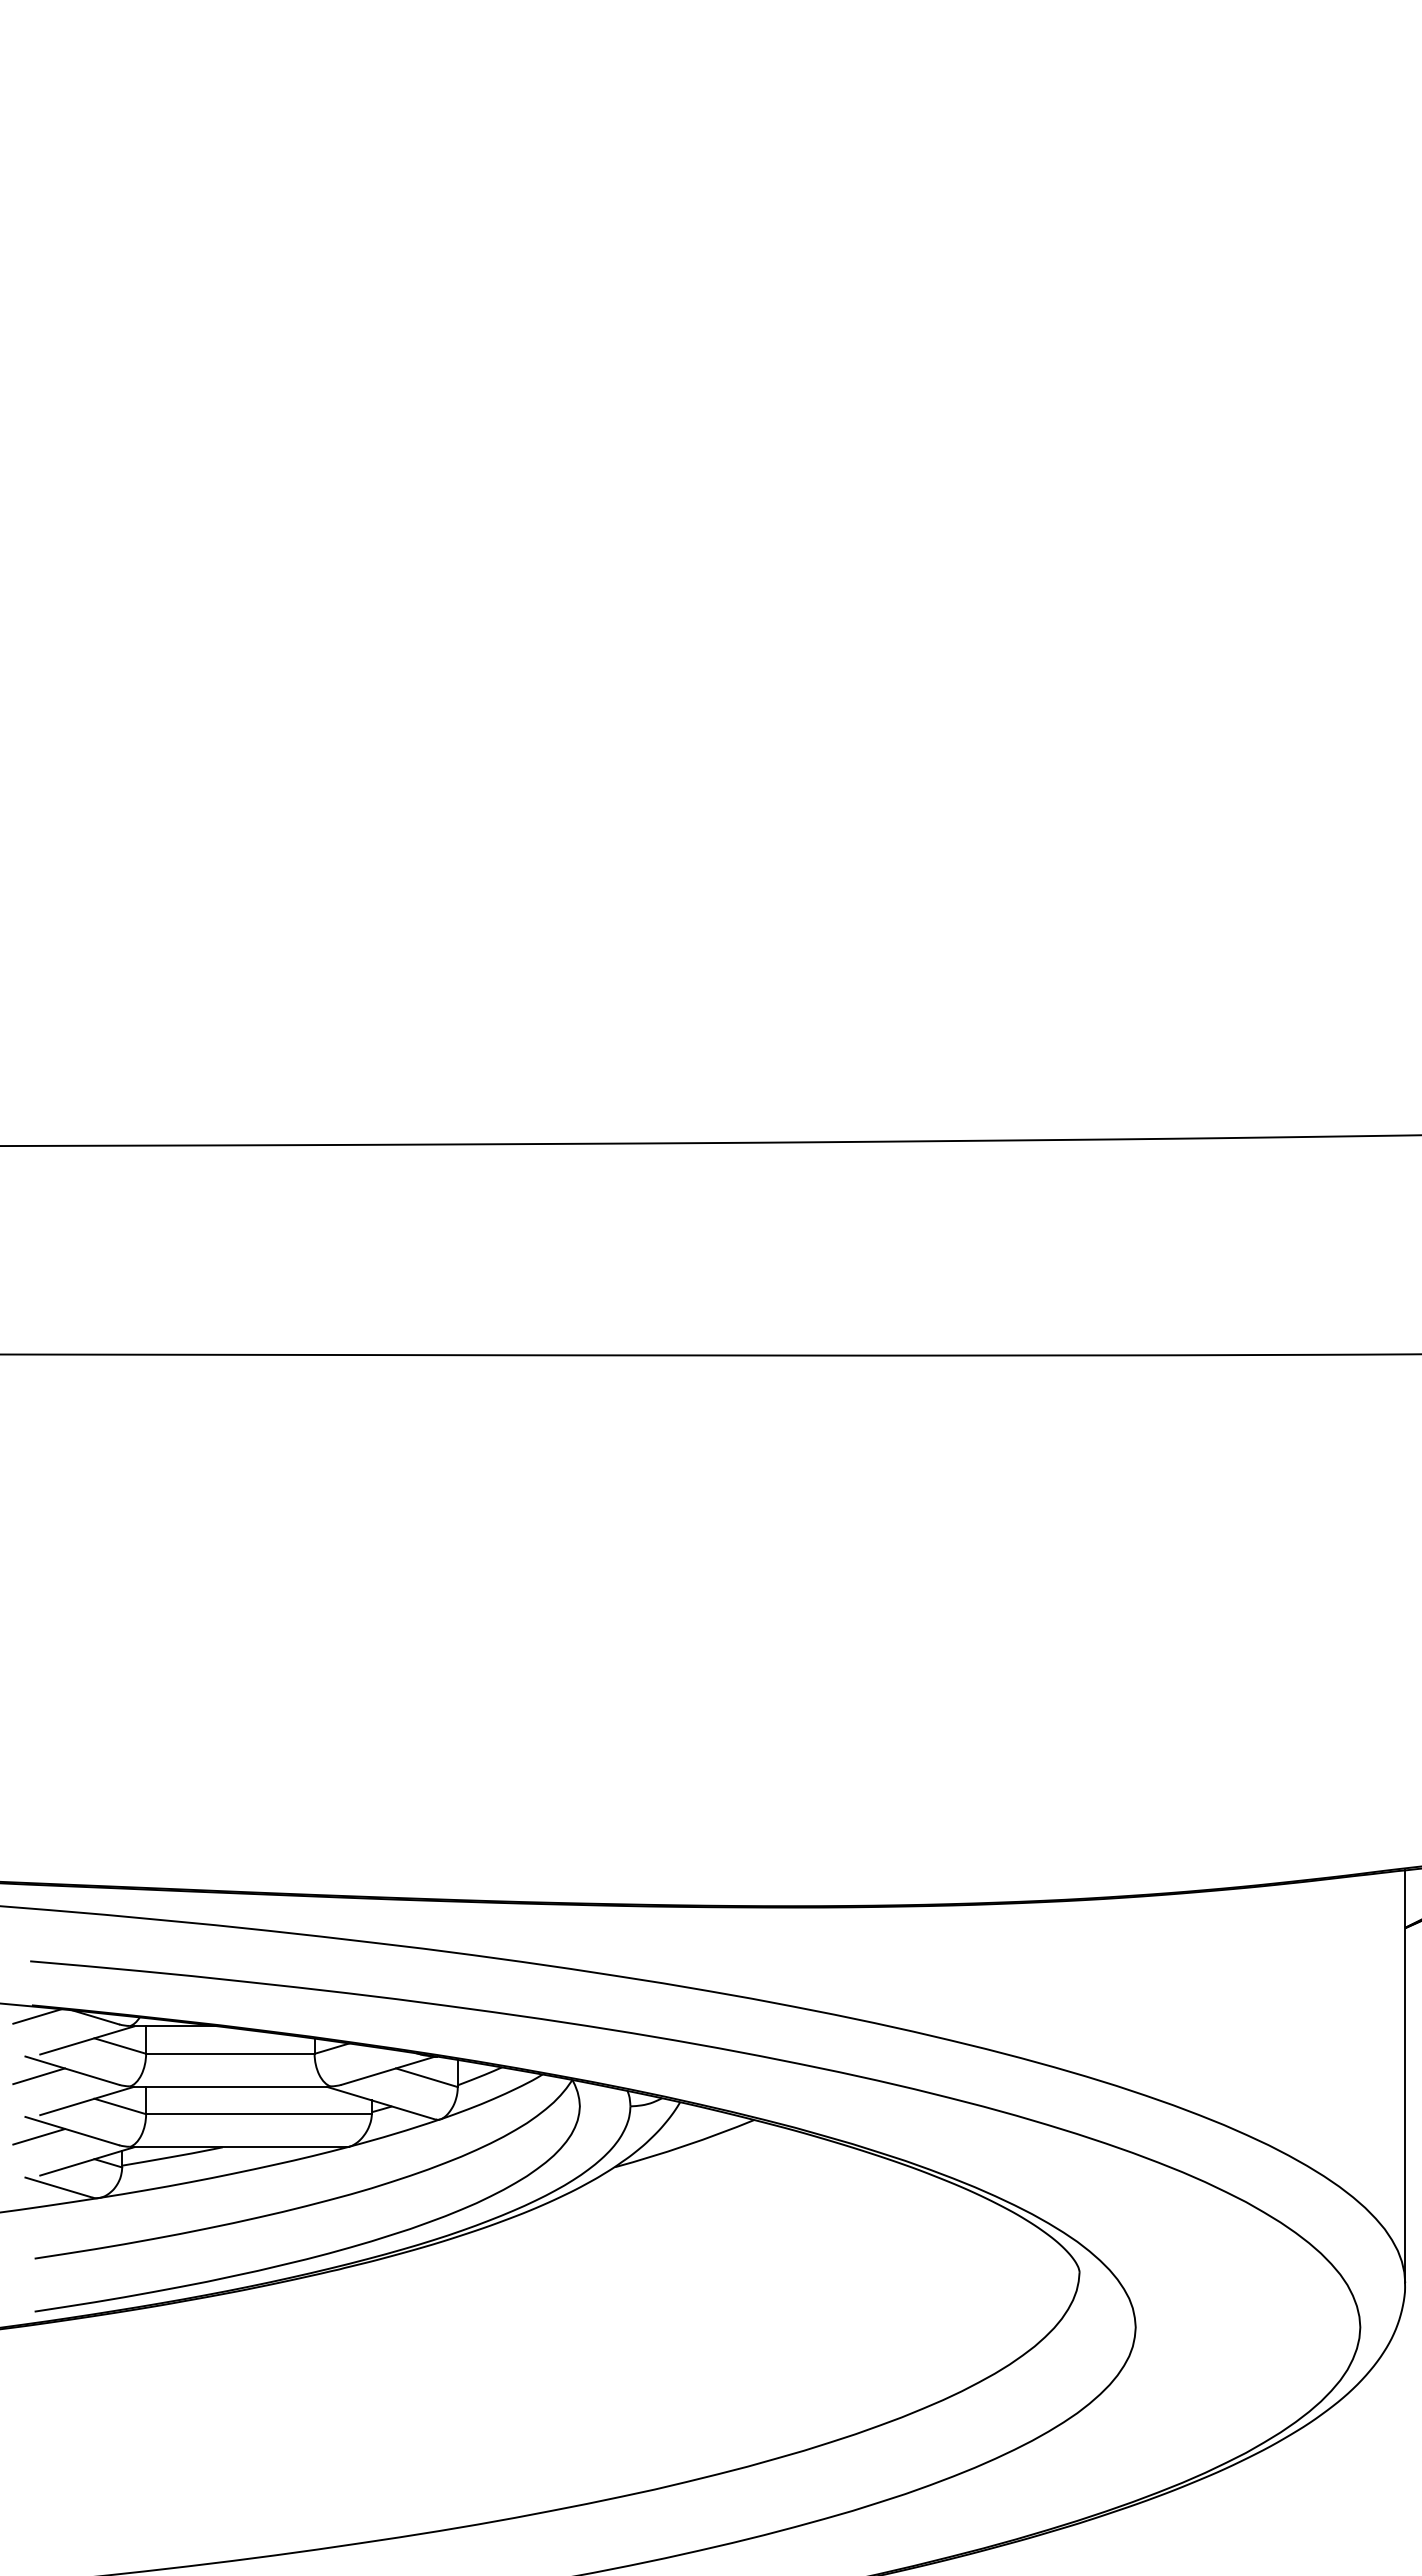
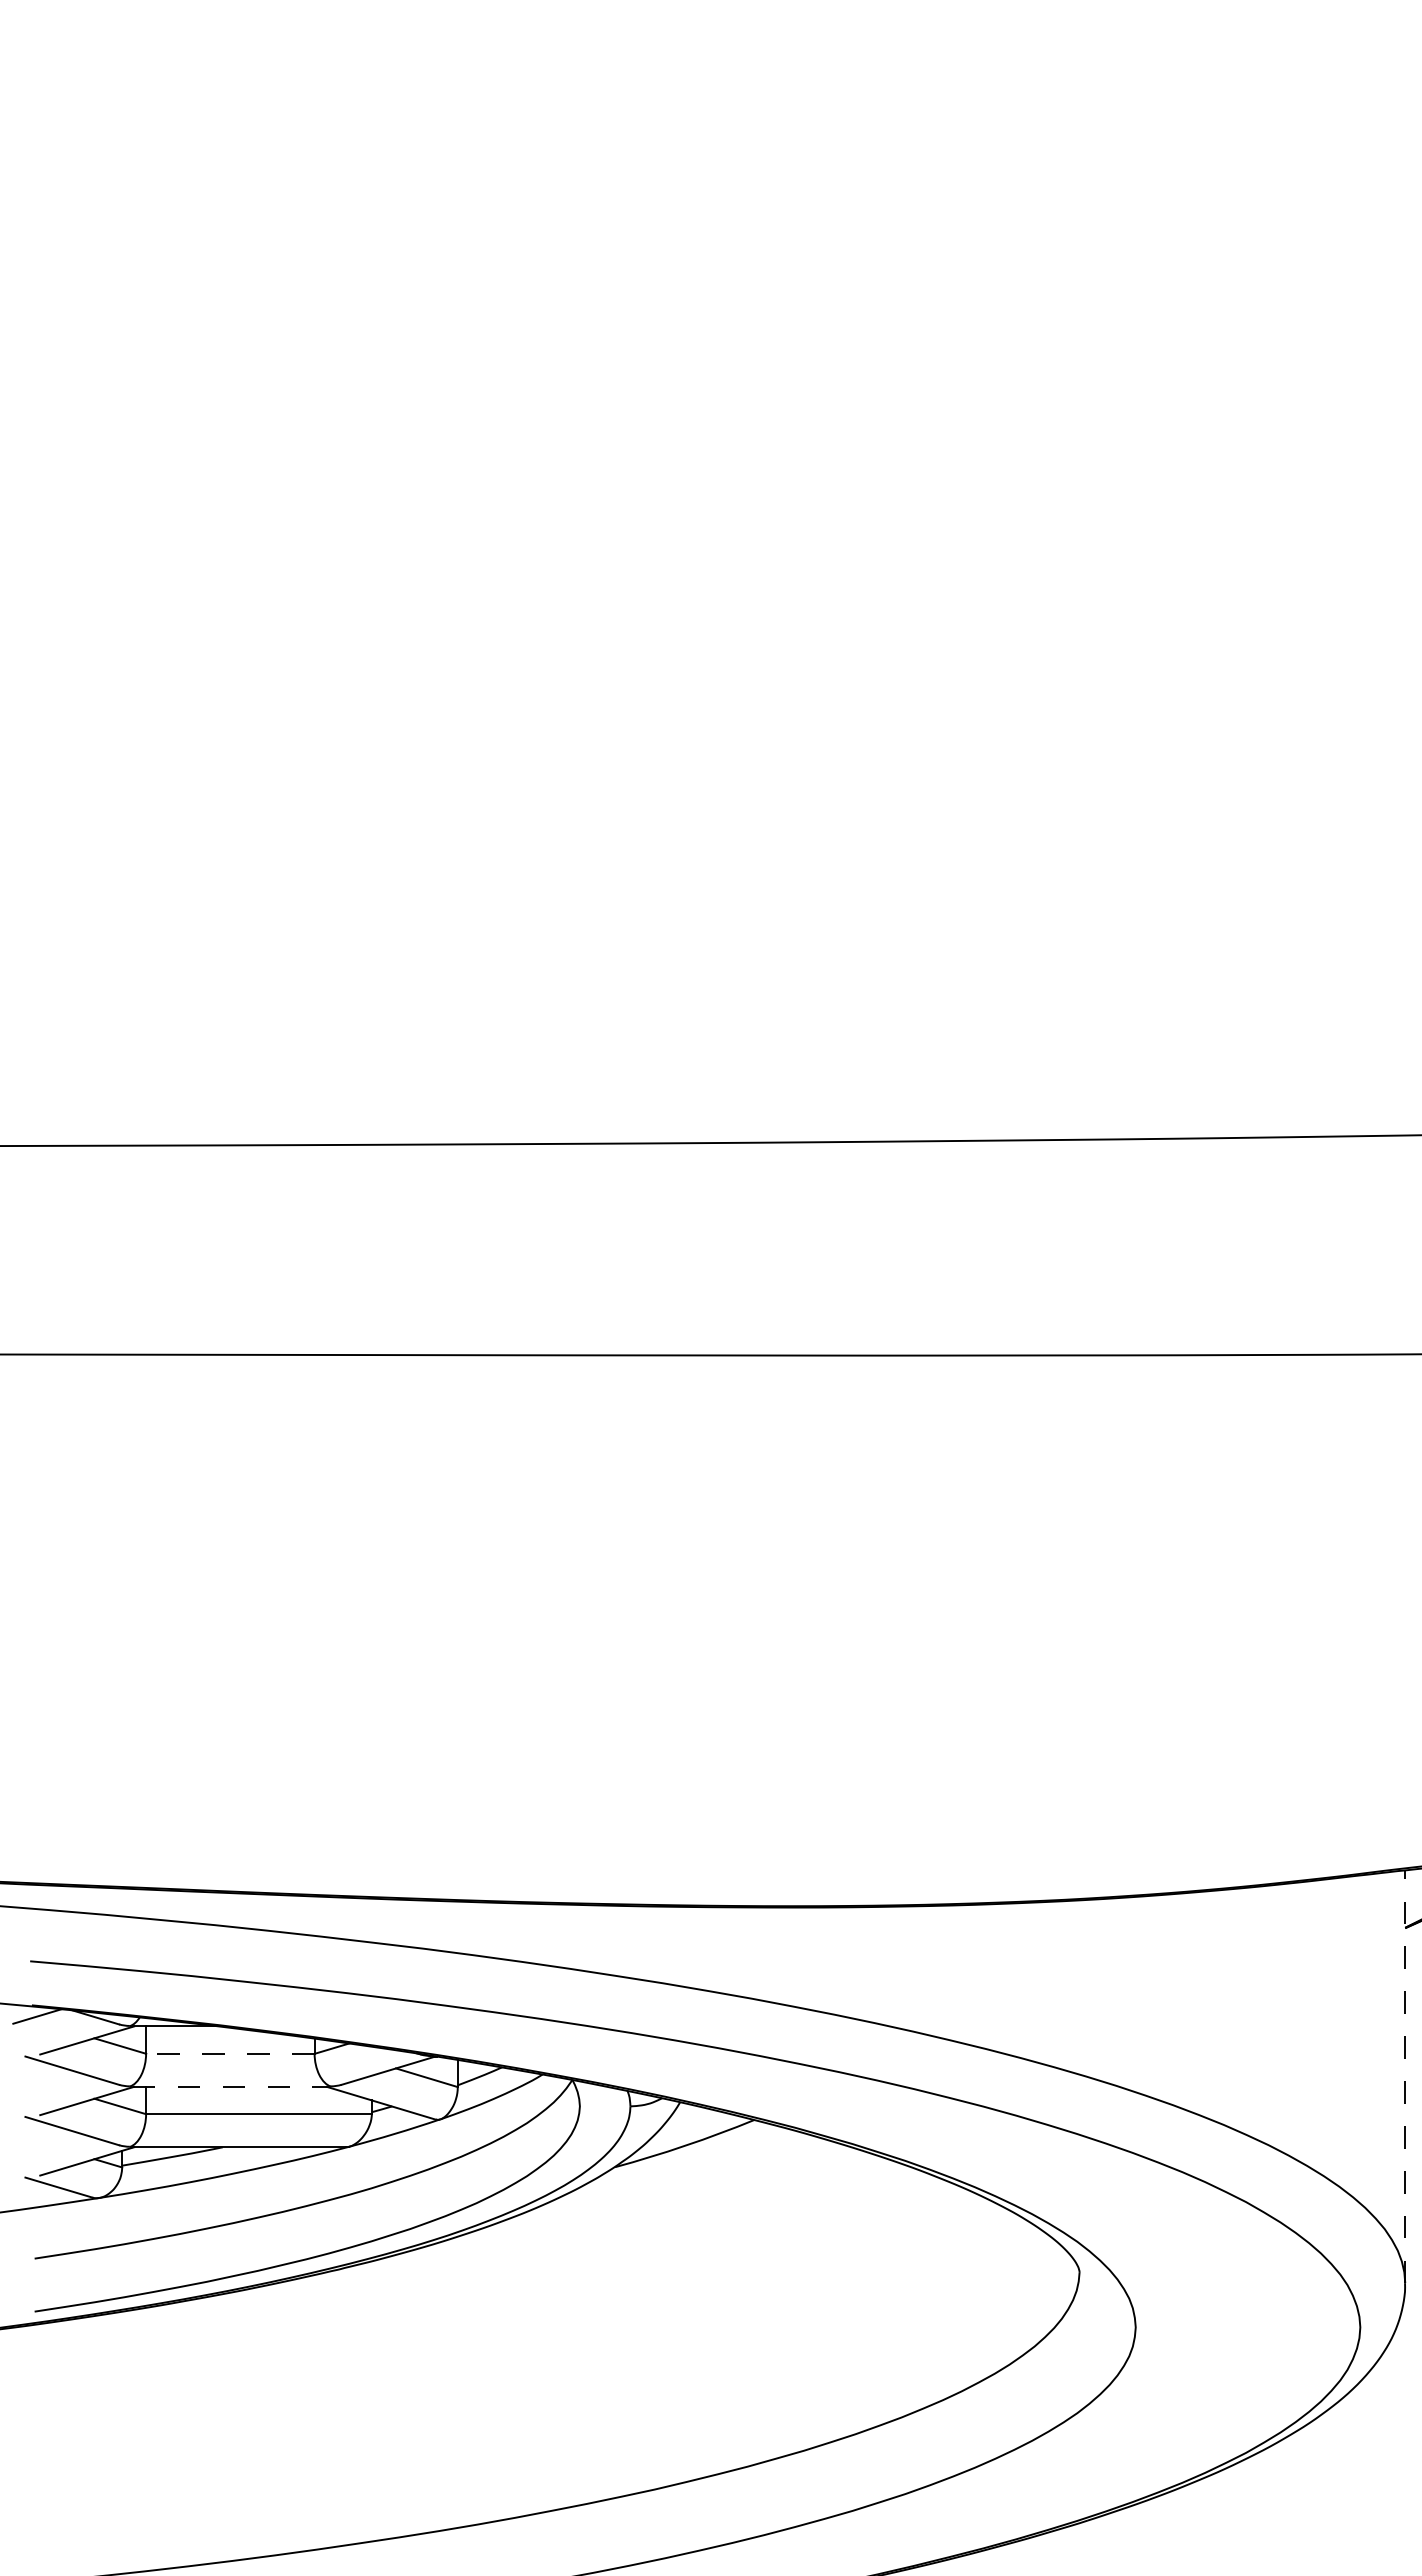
line: solid -> dashed (229, 2053)
line: present -> none (38, 2076)
line: solid -> dashed (1405, 2076)
line: solid -> dashed (230, 2086)
line: present -> none (38, 2136)
